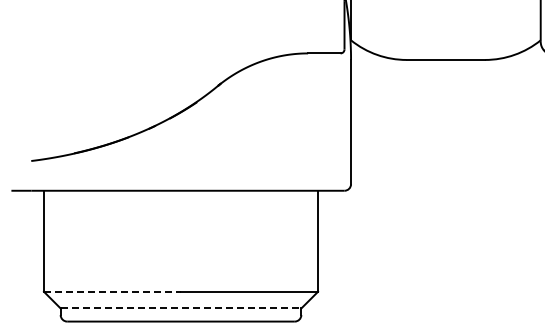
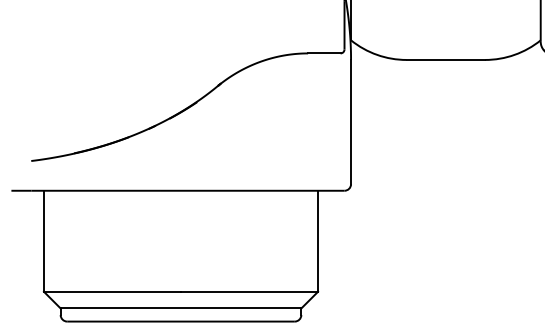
line: dashed -> solid (112, 291)
line: dashed -> solid (181, 308)
